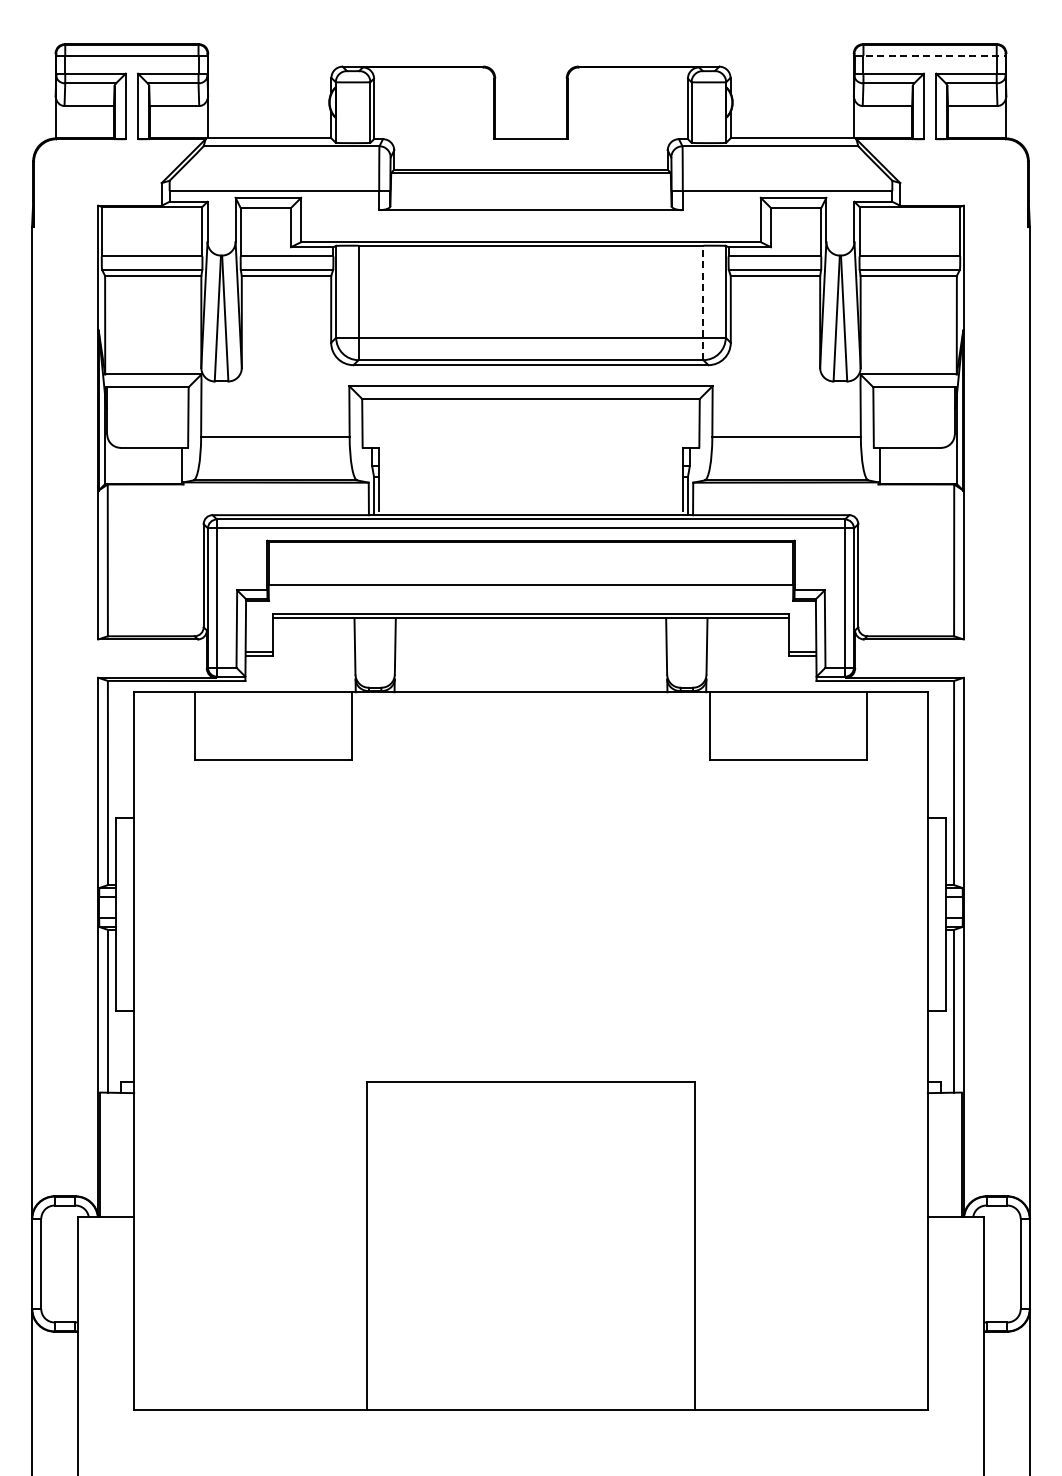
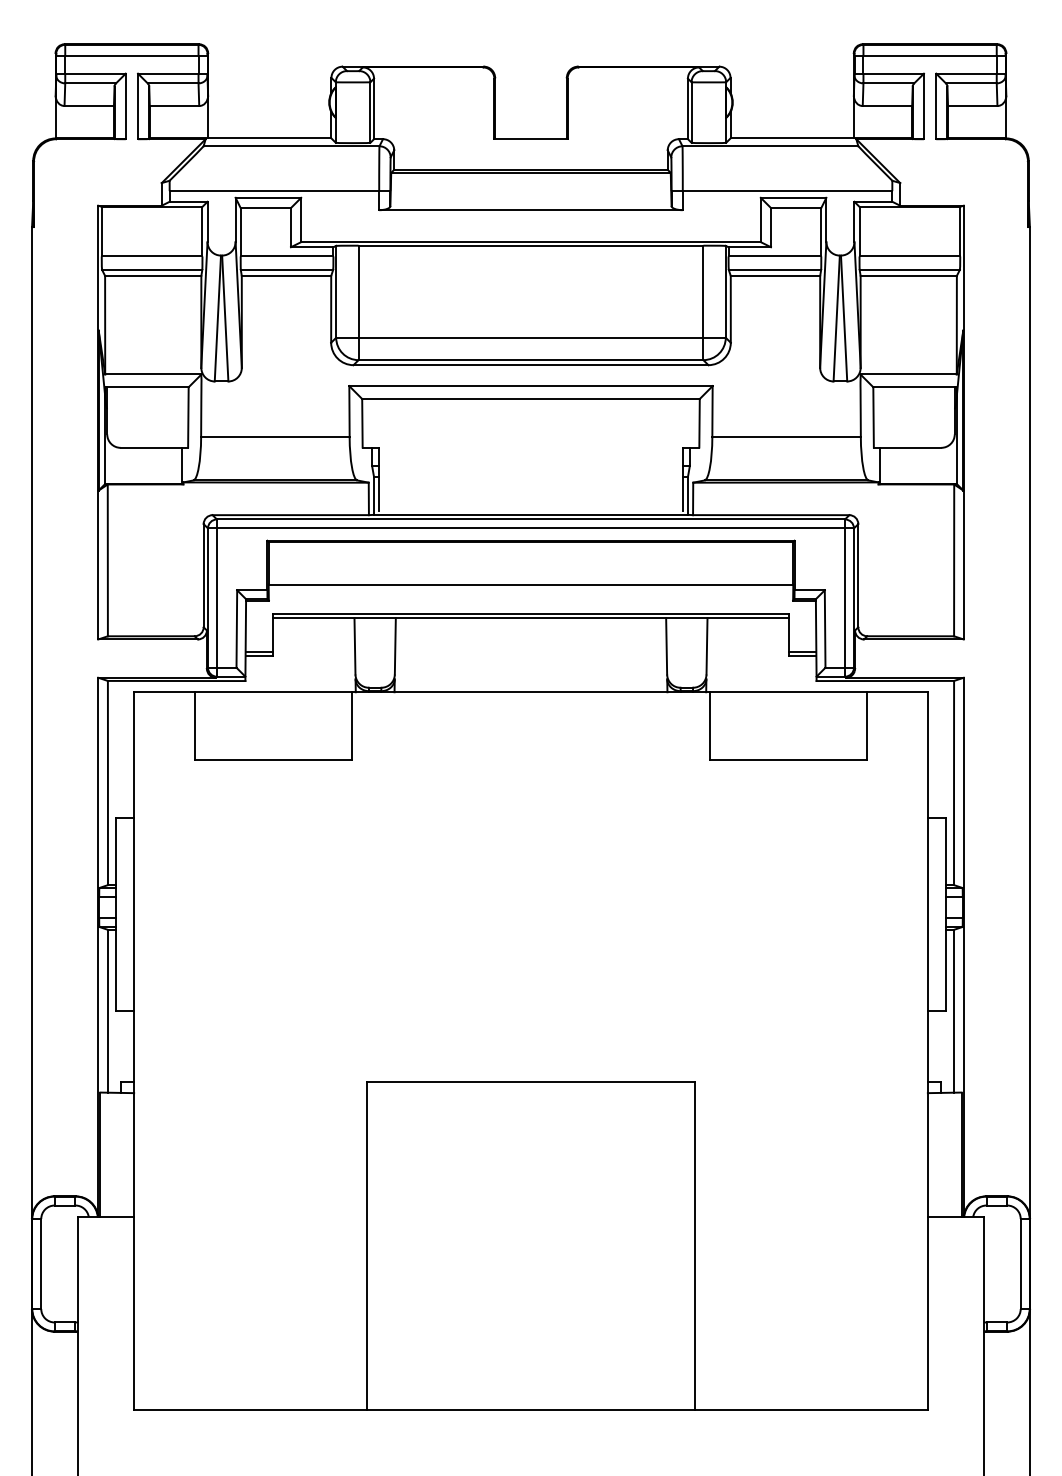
line: dashed -> solid (930, 56)
line: dashed -> solid (703, 302)
